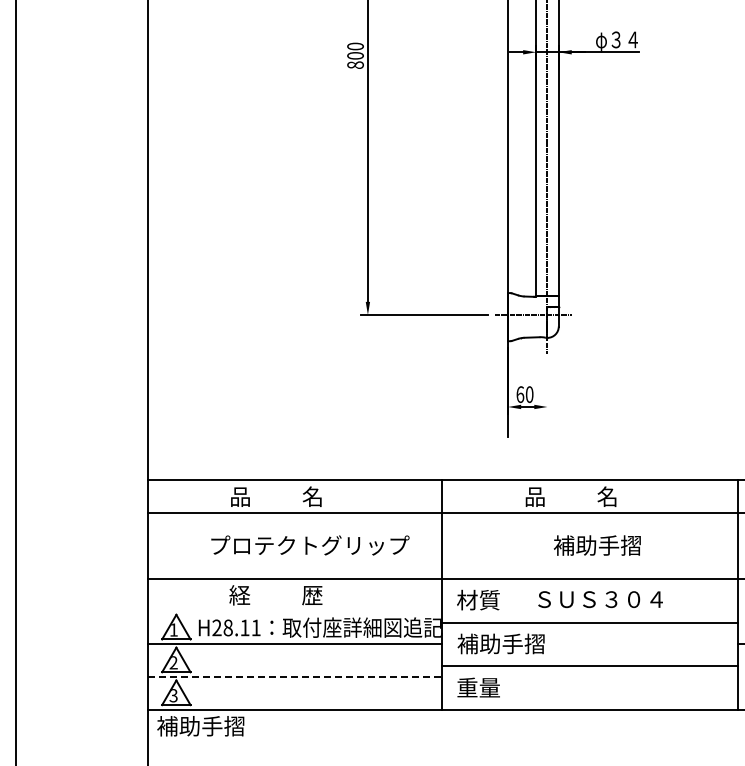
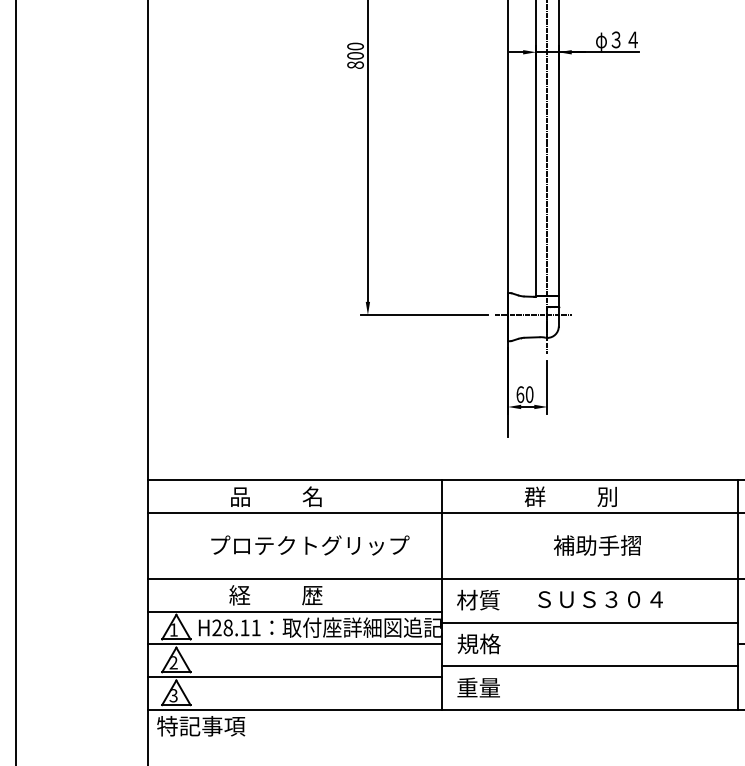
line: none -> present (547, 387)
text: 品          名 -> 群          別 (570, 496)
line: none -> present (294, 611)
text: 補助手摺 -> 規格 (500, 643)
line: dashed -> solid (295, 677)
text: 補助手摺 -> 特記事項 (201, 726)
